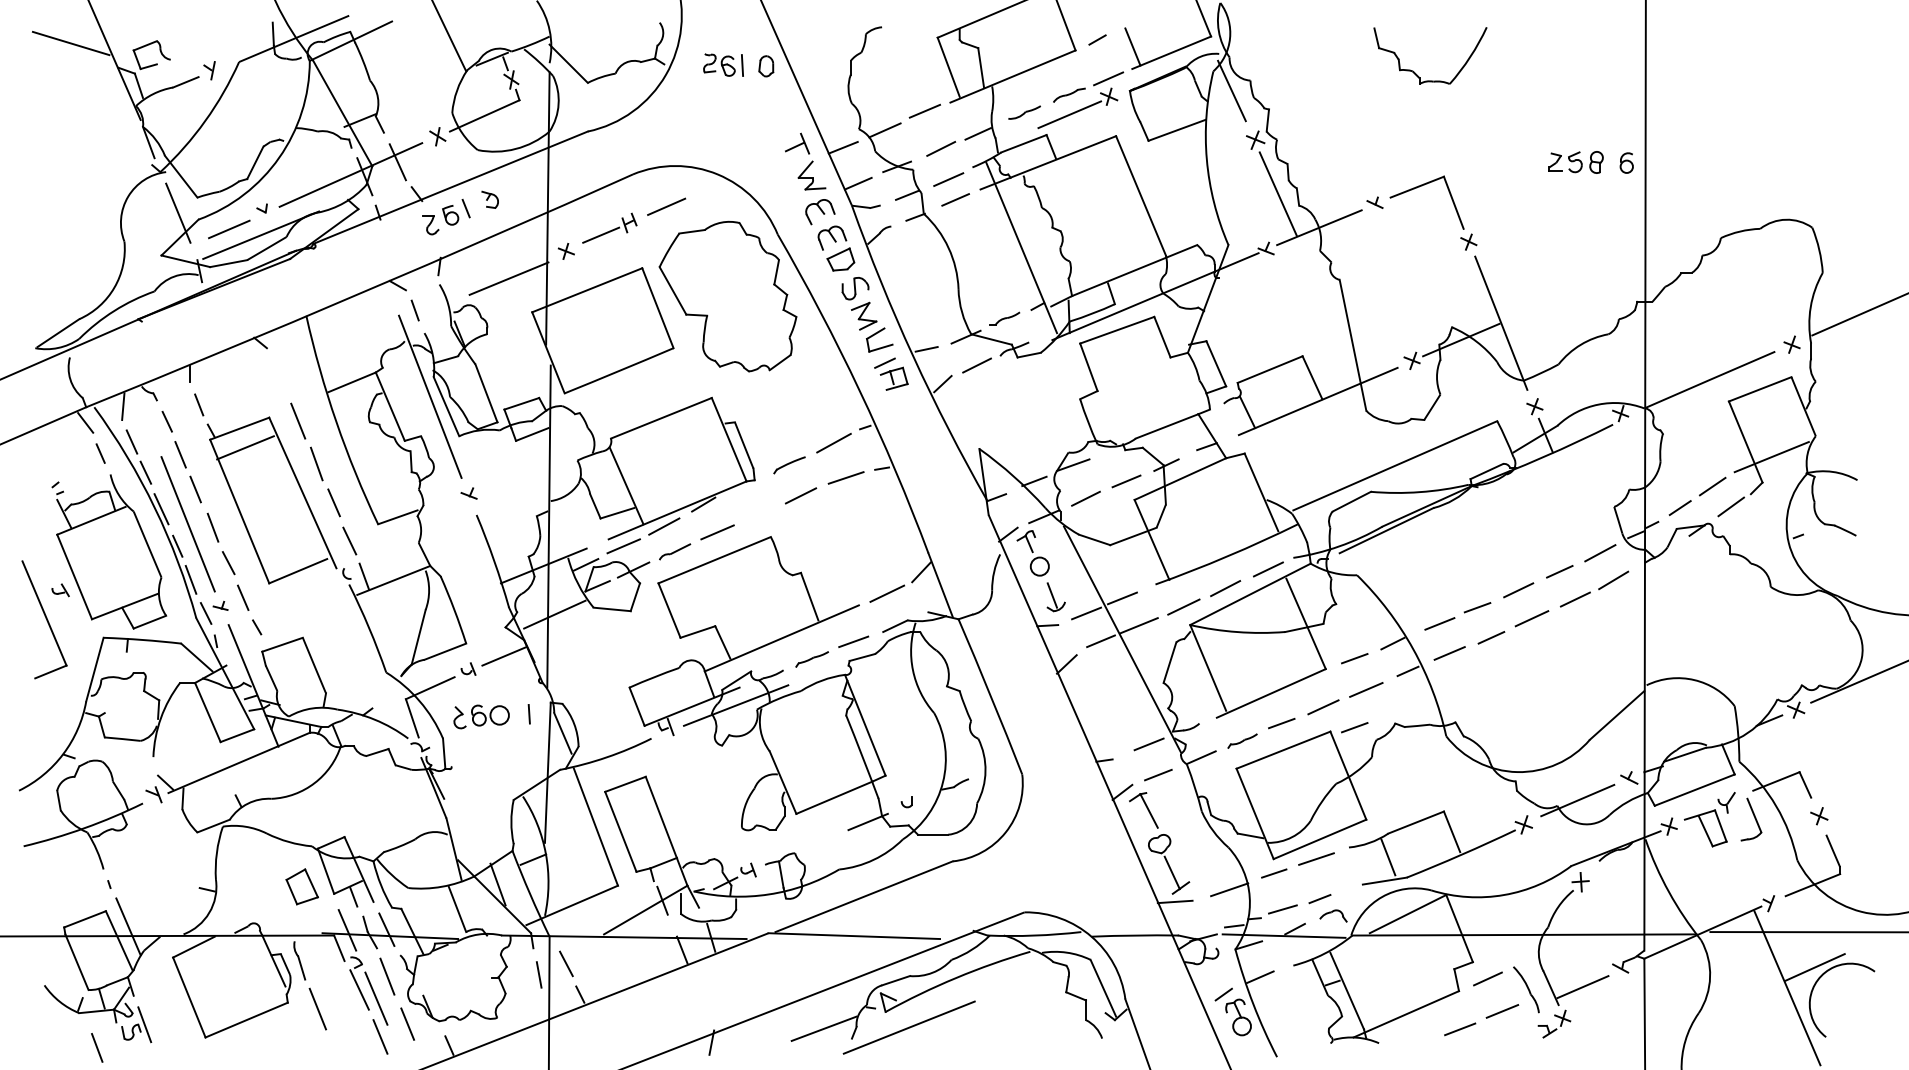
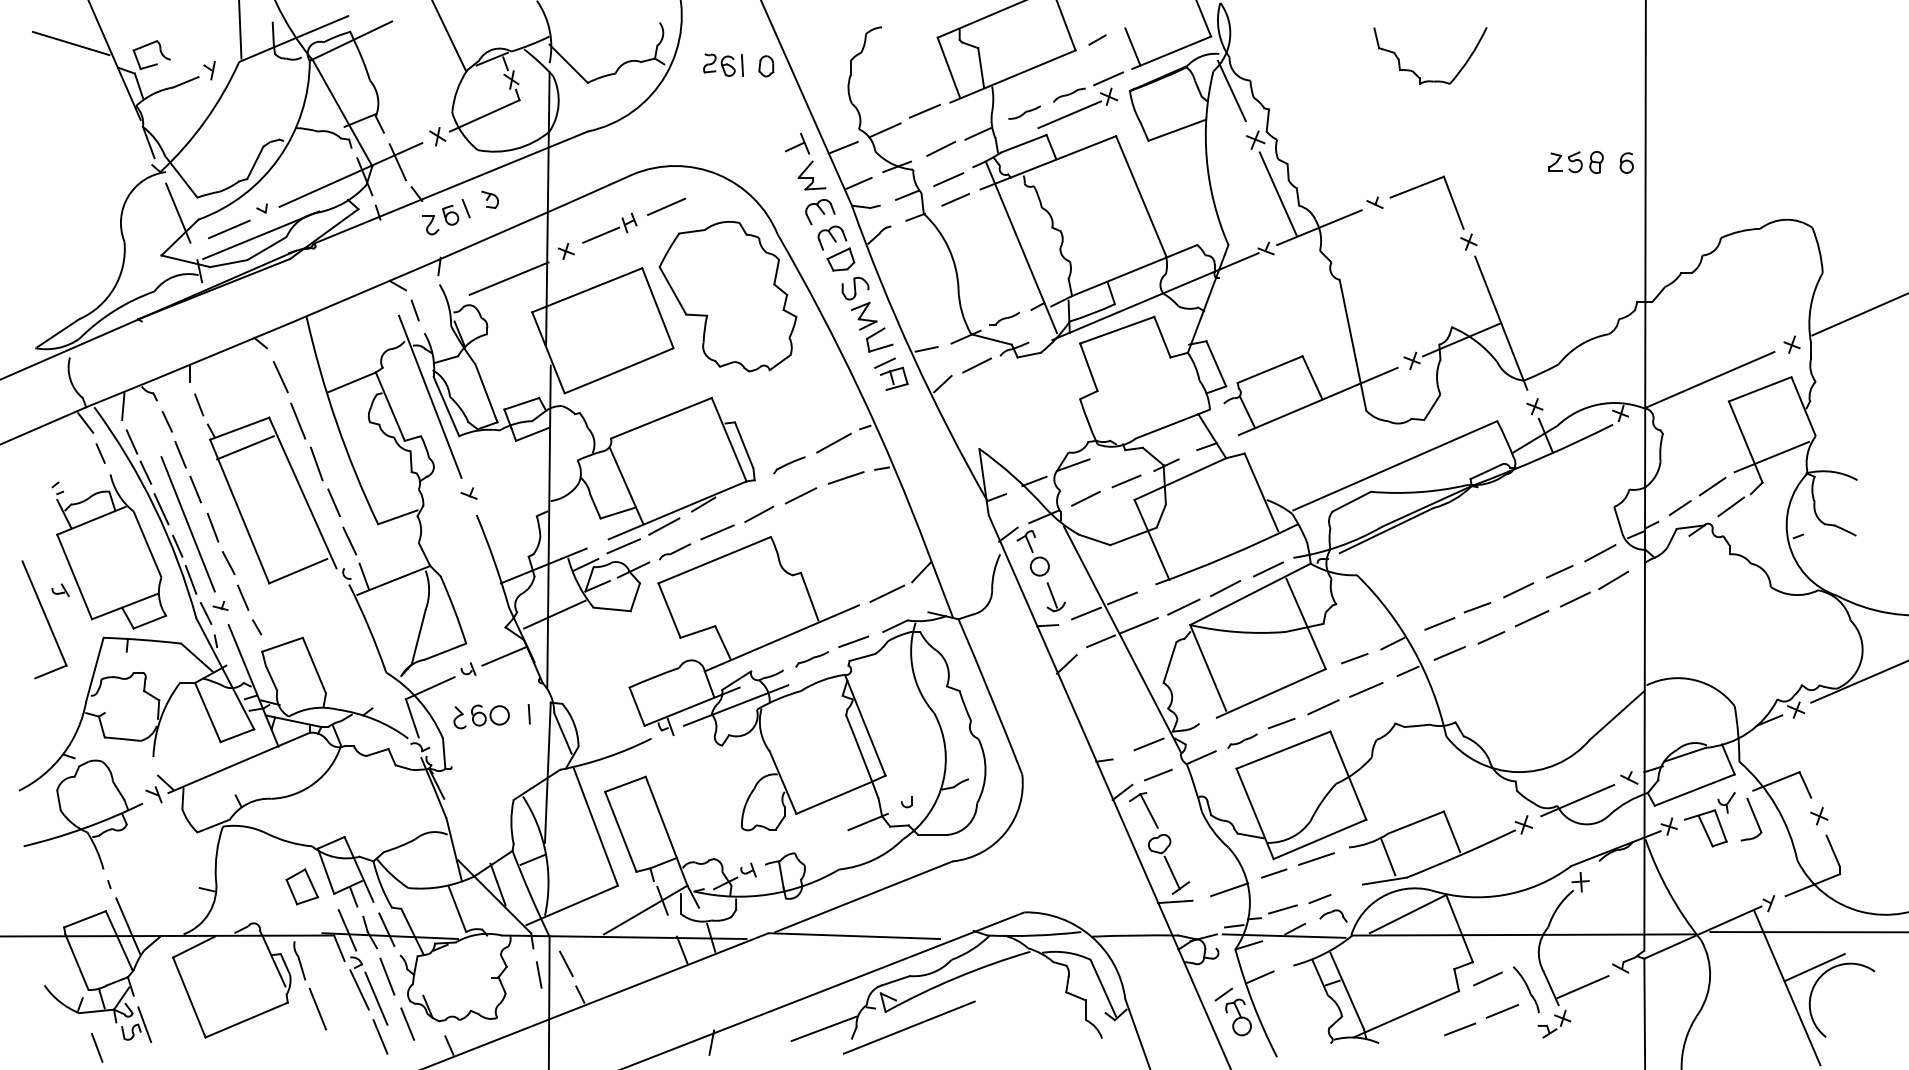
line: none -> present (240, 30)
line: none -> present (280, 377)
line: none -> present (759, 513)
line: present -> none (1354, 727)
